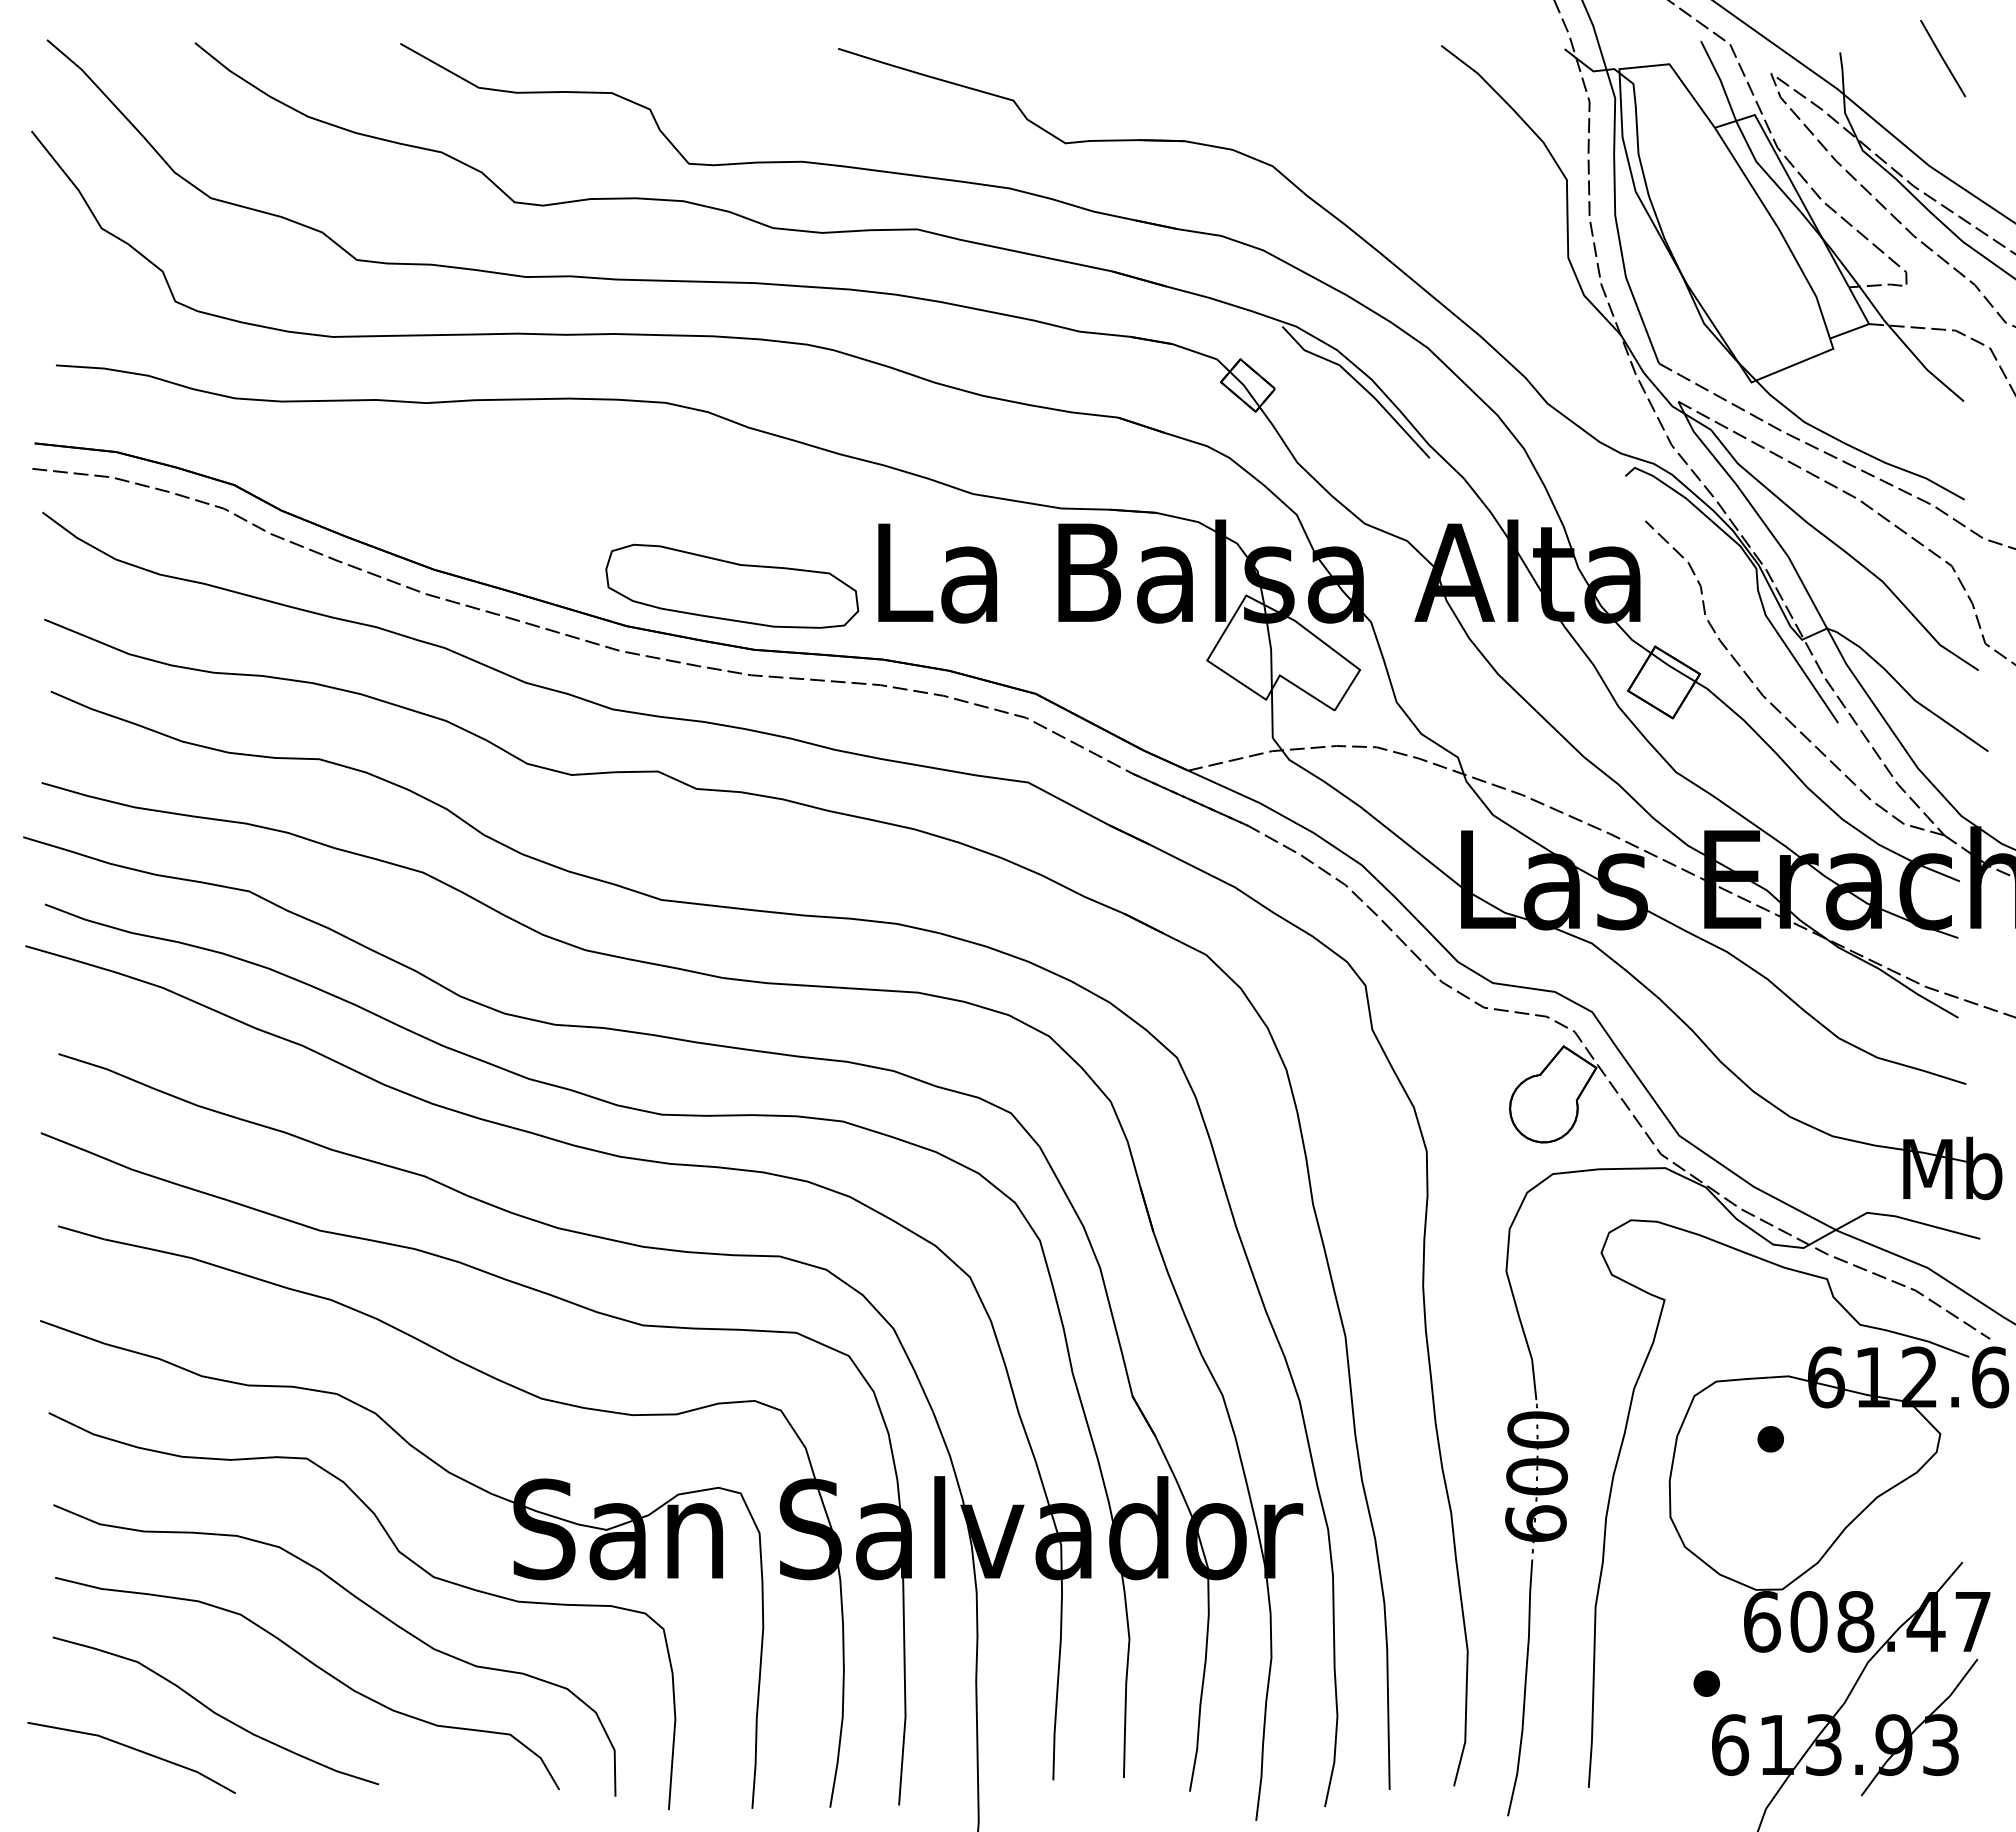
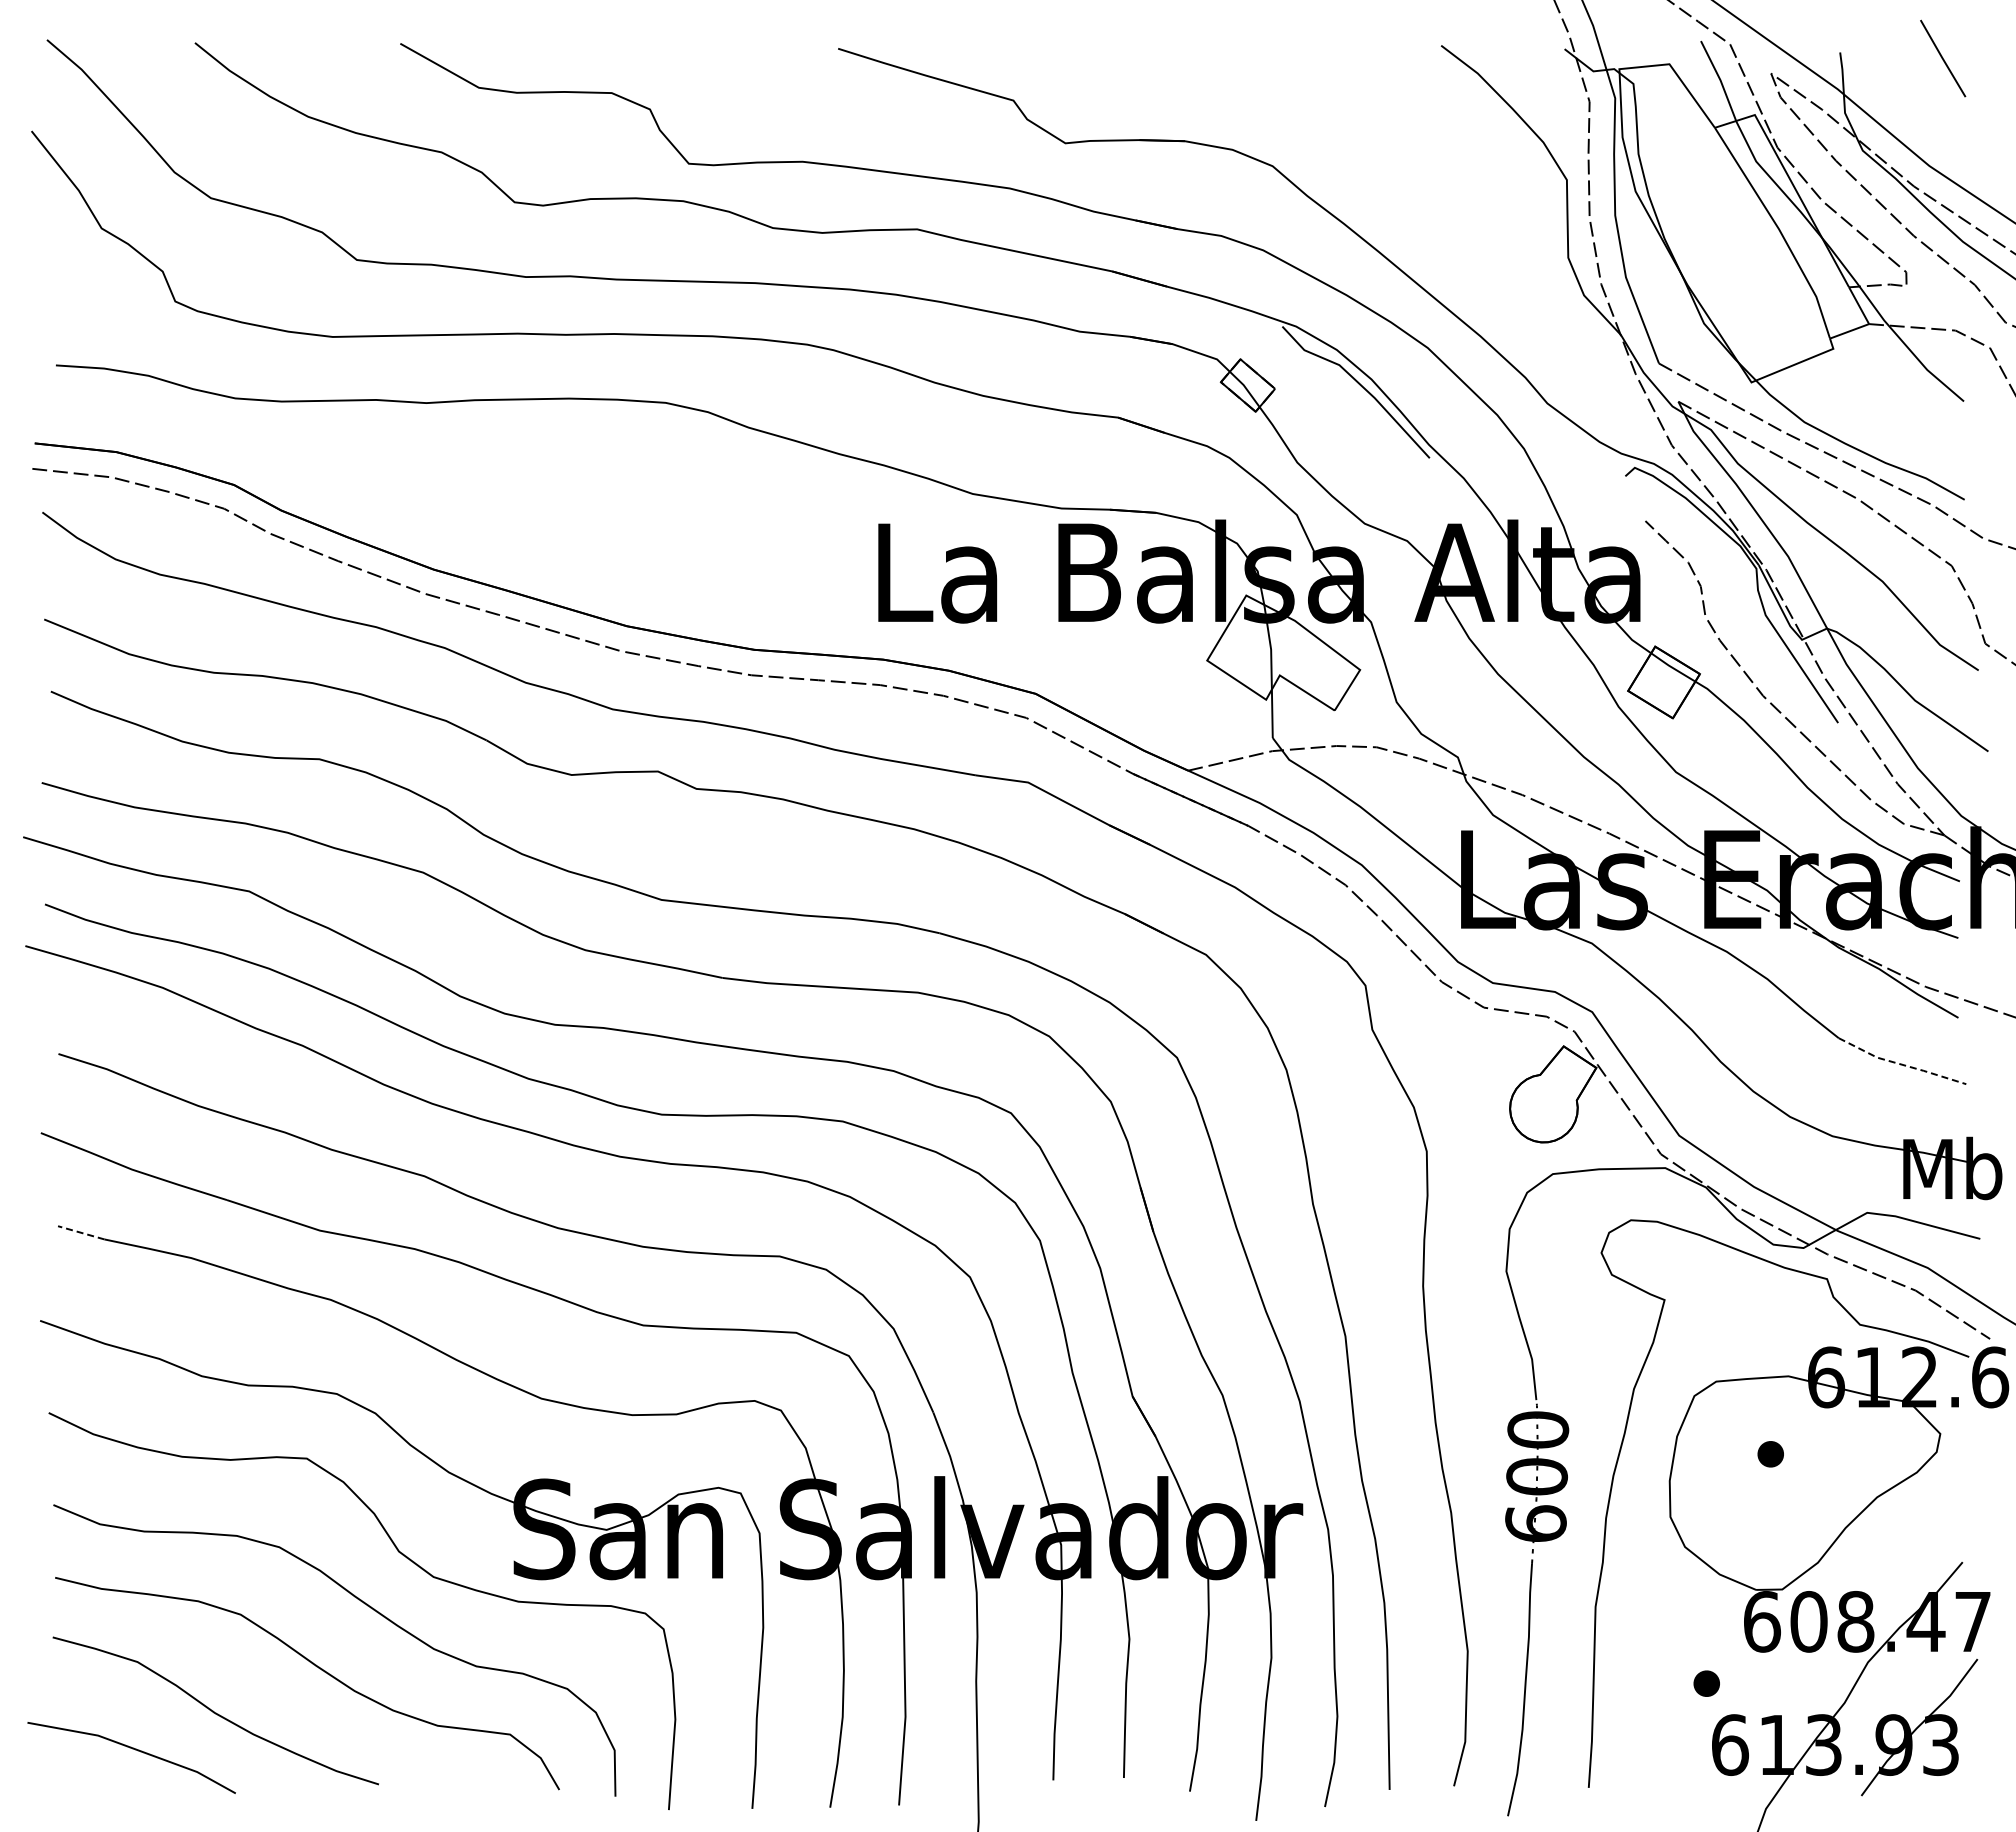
part: present -> none (732, 585)
line: solid -> dashed (1901, 1064)
line: solid -> dashed (80, 1232)
part position: (1770, 1439) -> (1770, 1454) (1770, 1454)
